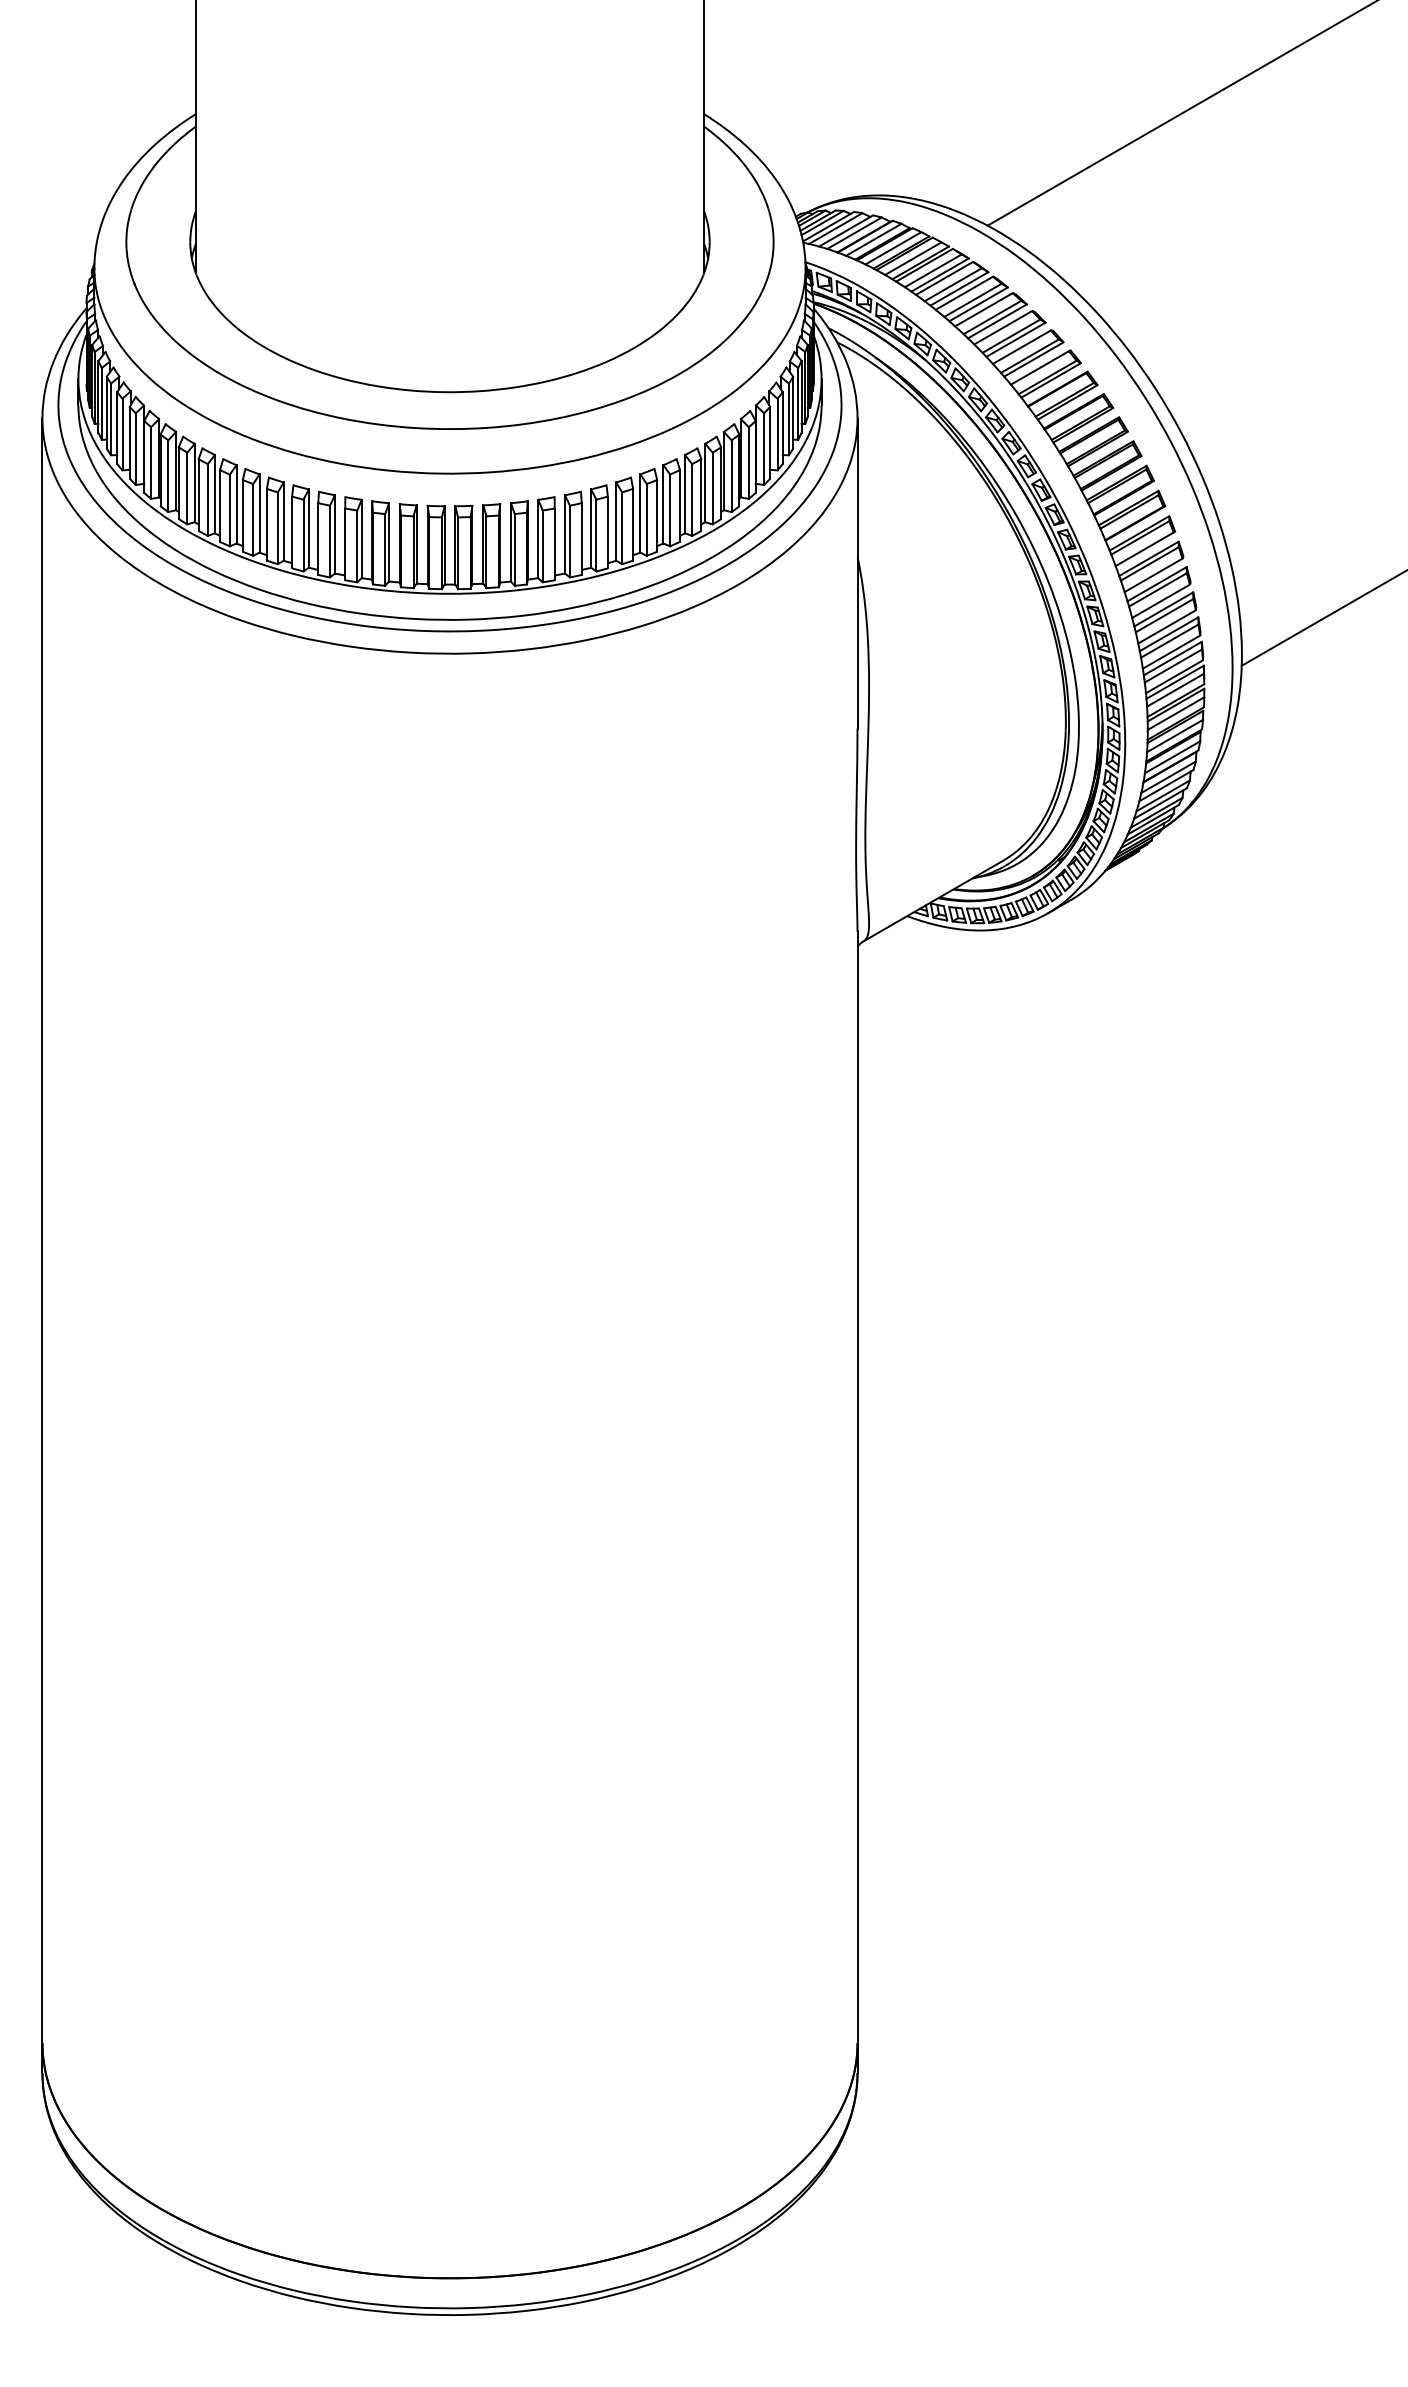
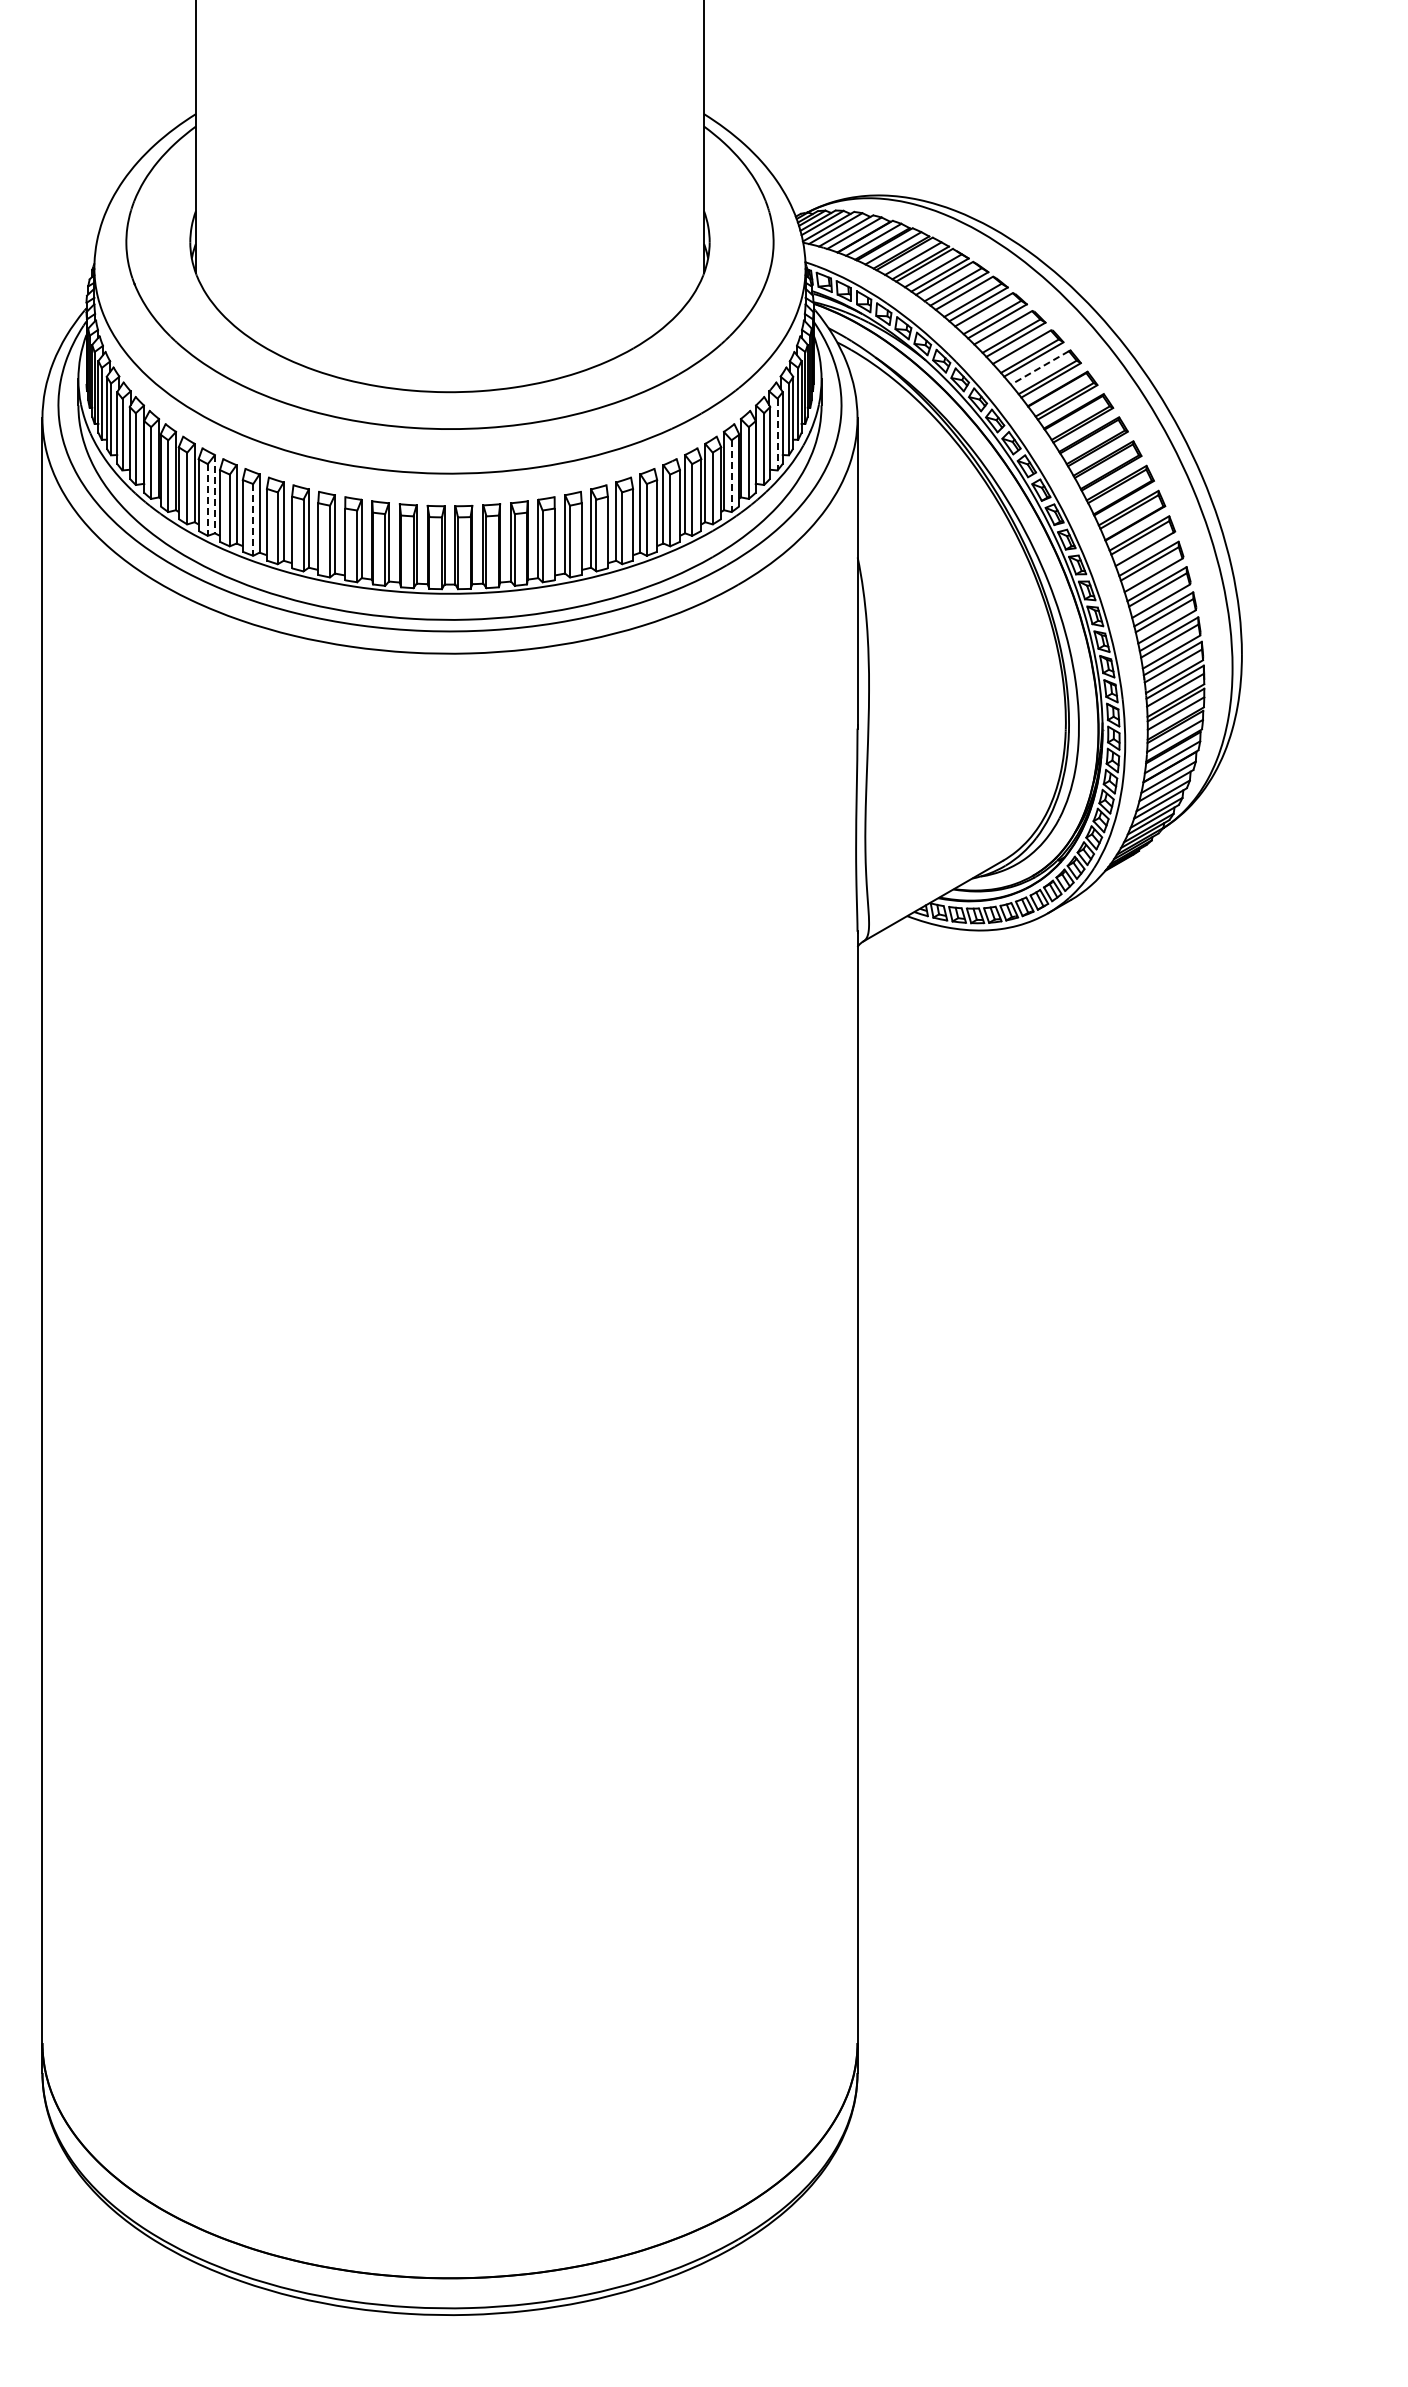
line: present -> none (1180, 113)
line: solid -> dashed (1039, 368)
line: solid -> dashed (777, 434)
line: solid -> dashed (731, 476)
line: solid -> dashed (214, 494)
line: solid -> dashed (207, 500)
line: solid -> dashed (253, 519)
line: present -> none (1322, 618)
